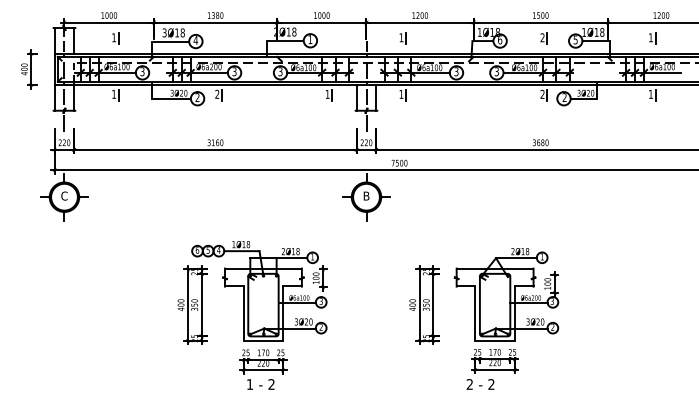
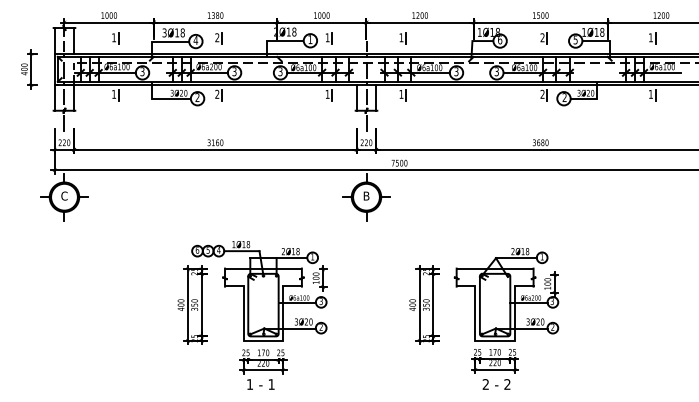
part: none -> present (218, 38)
part: none -> present (328, 38)
text: 2 -> 1 (271, 384)
text position: (480, 384) -> (496, 384) (496, 384)
